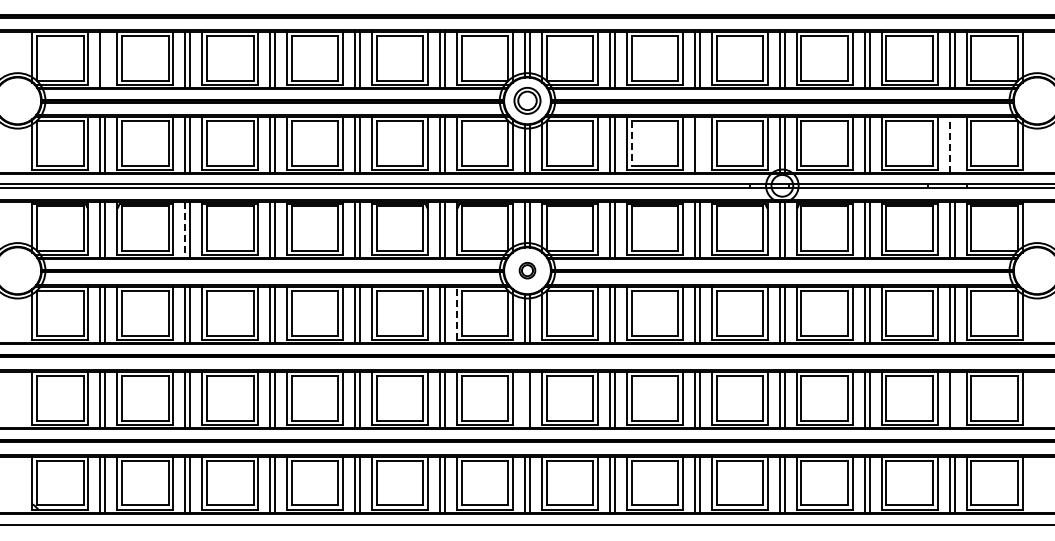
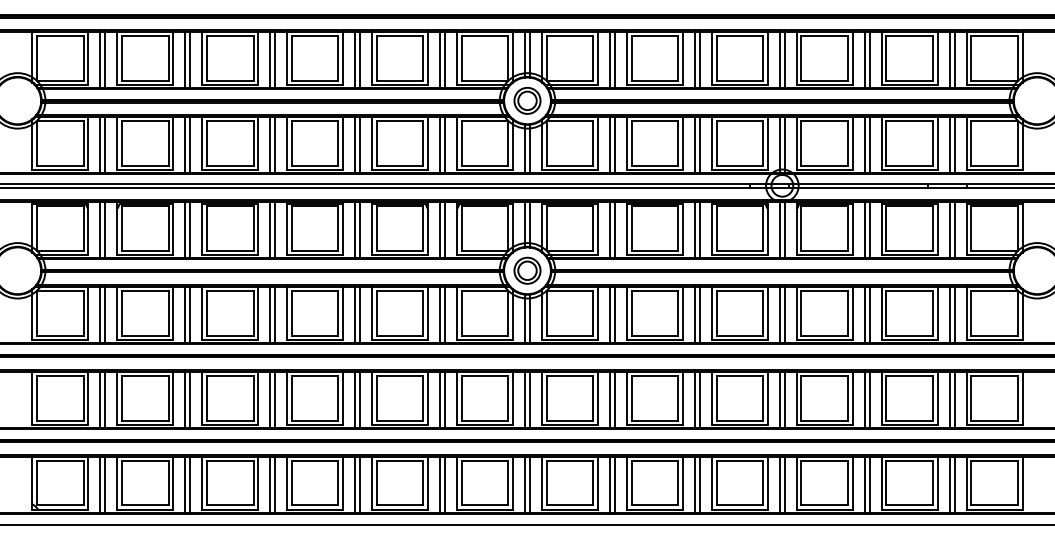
line: none -> present (105, 59)
line: dashed -> solid (631, 143)
line: none -> present (700, 144)
line: dashed -> solid (949, 144)
line: none -> present (955, 144)
line: dashed -> solid (184, 230)
part size: 19x18 px -> 29x29 px (527, 270)
line: dashed -> solid (457, 313)
line: none -> present (524, 399)
line: none -> present (955, 399)
